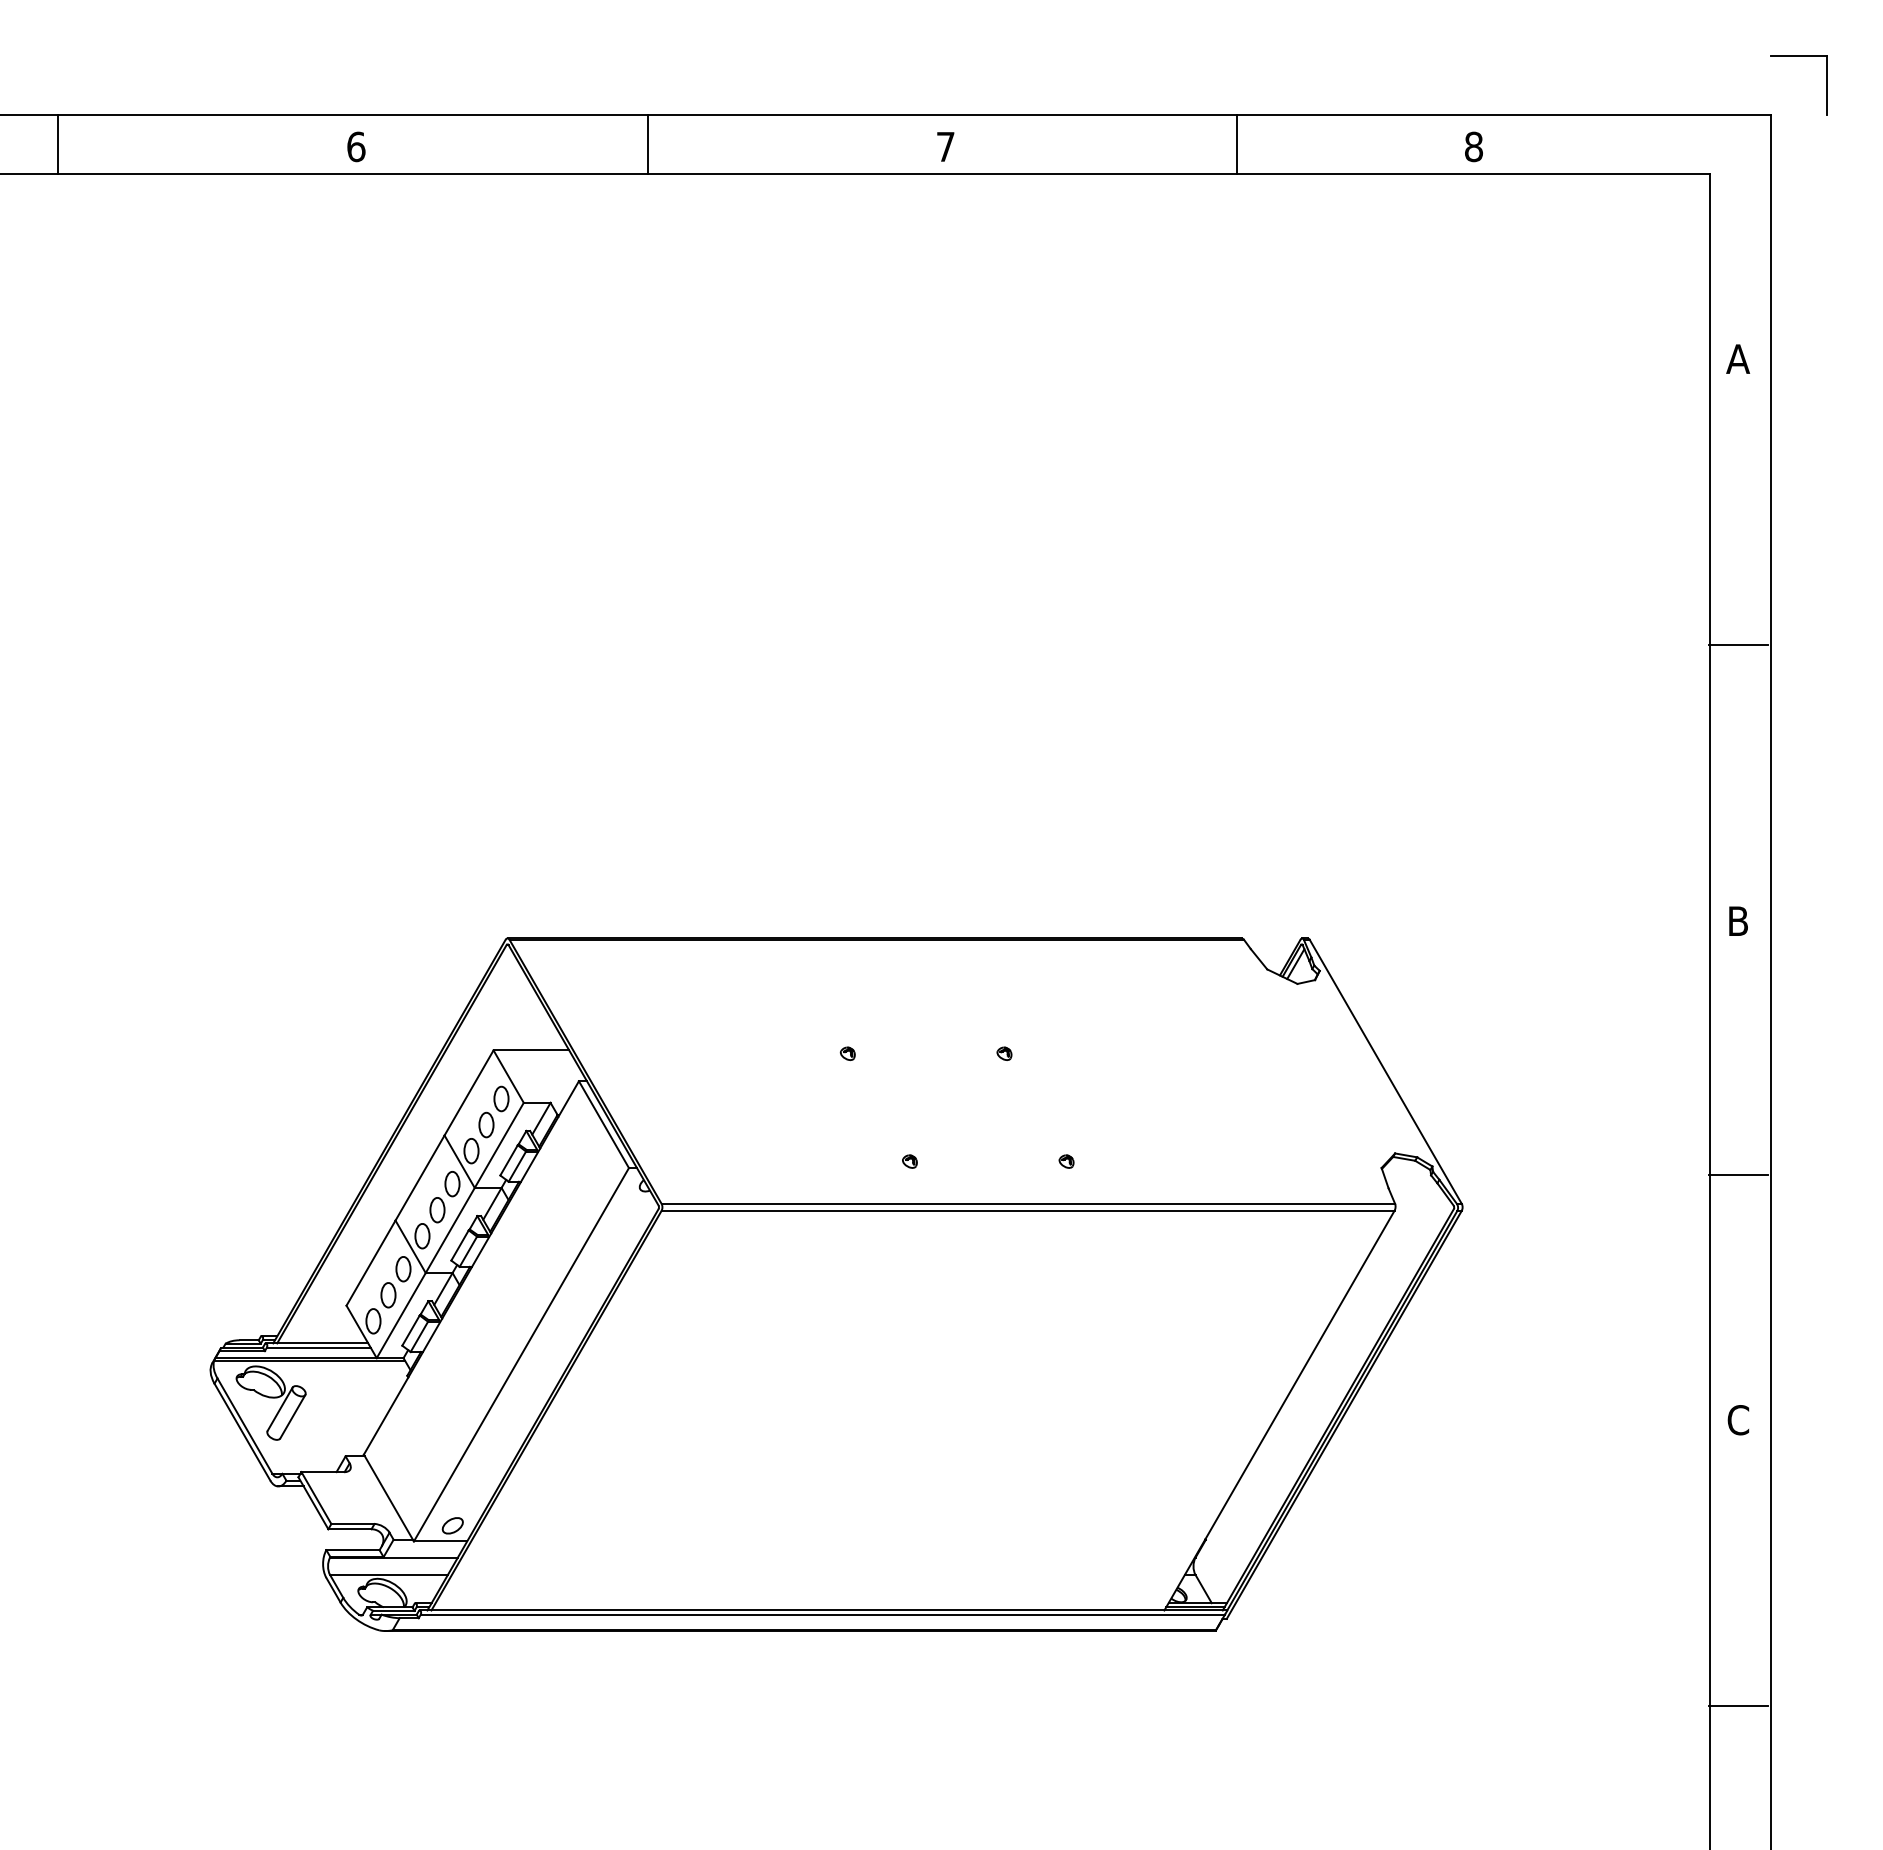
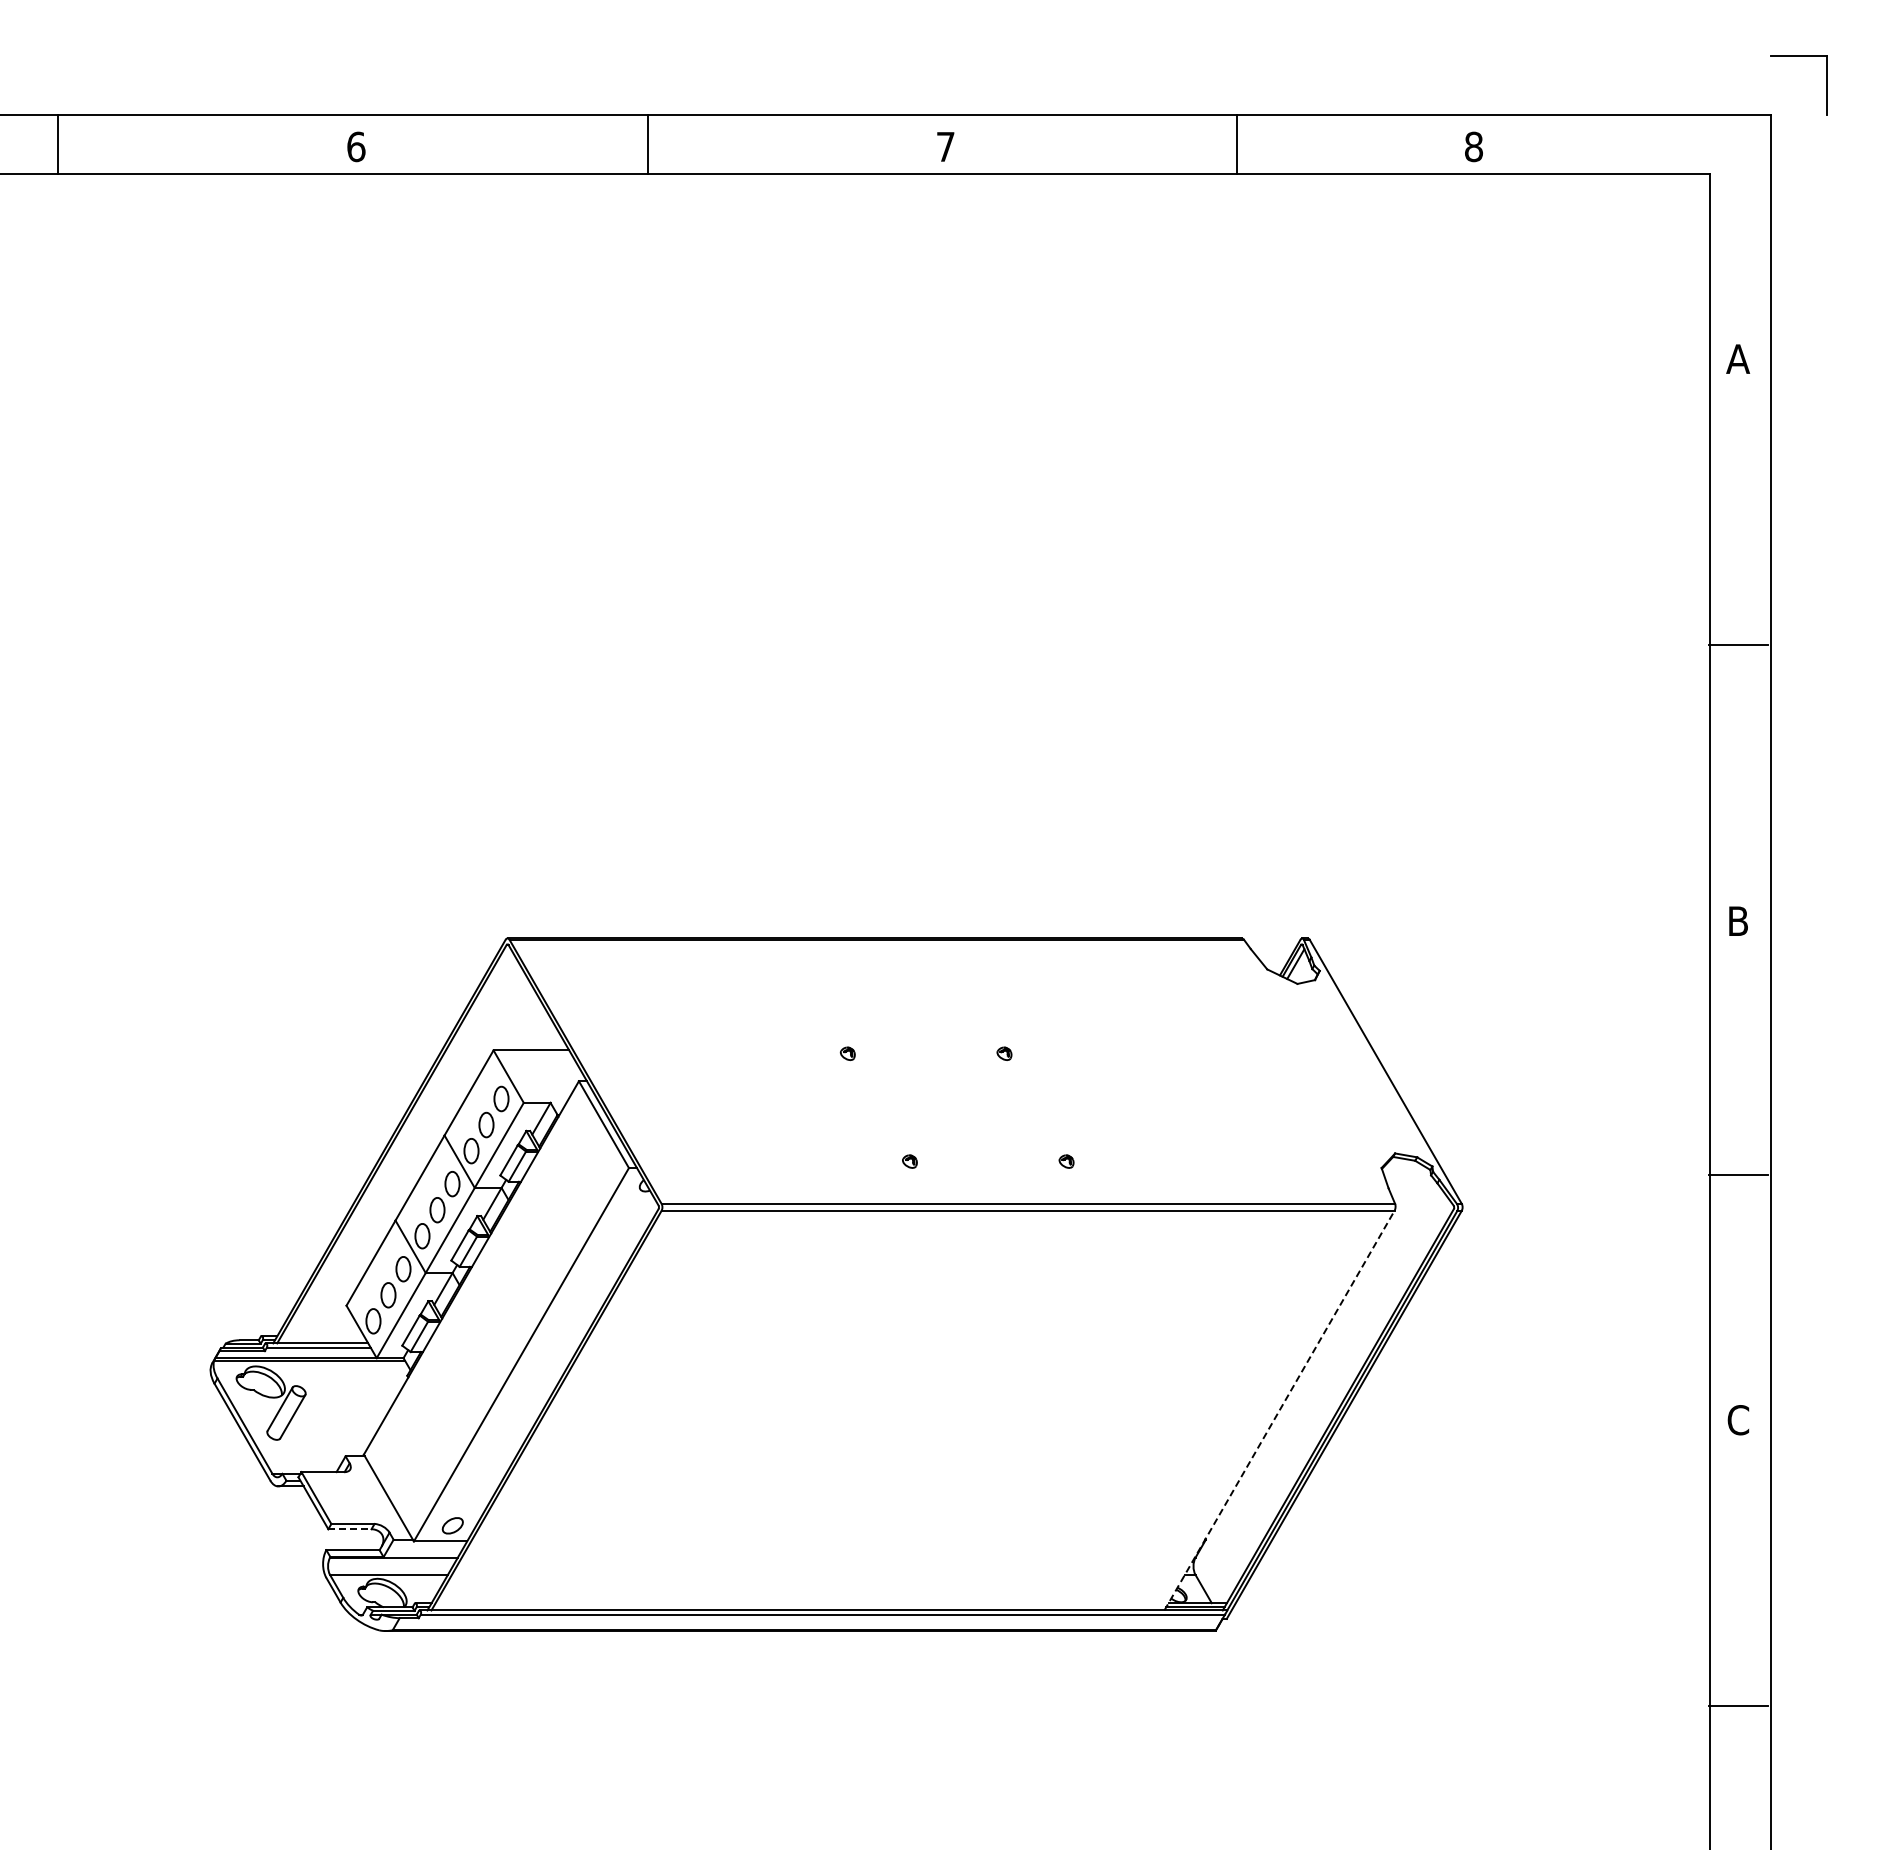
line: solid -> dashed (1279, 1410)
line: solid -> dashed (349, 1529)
